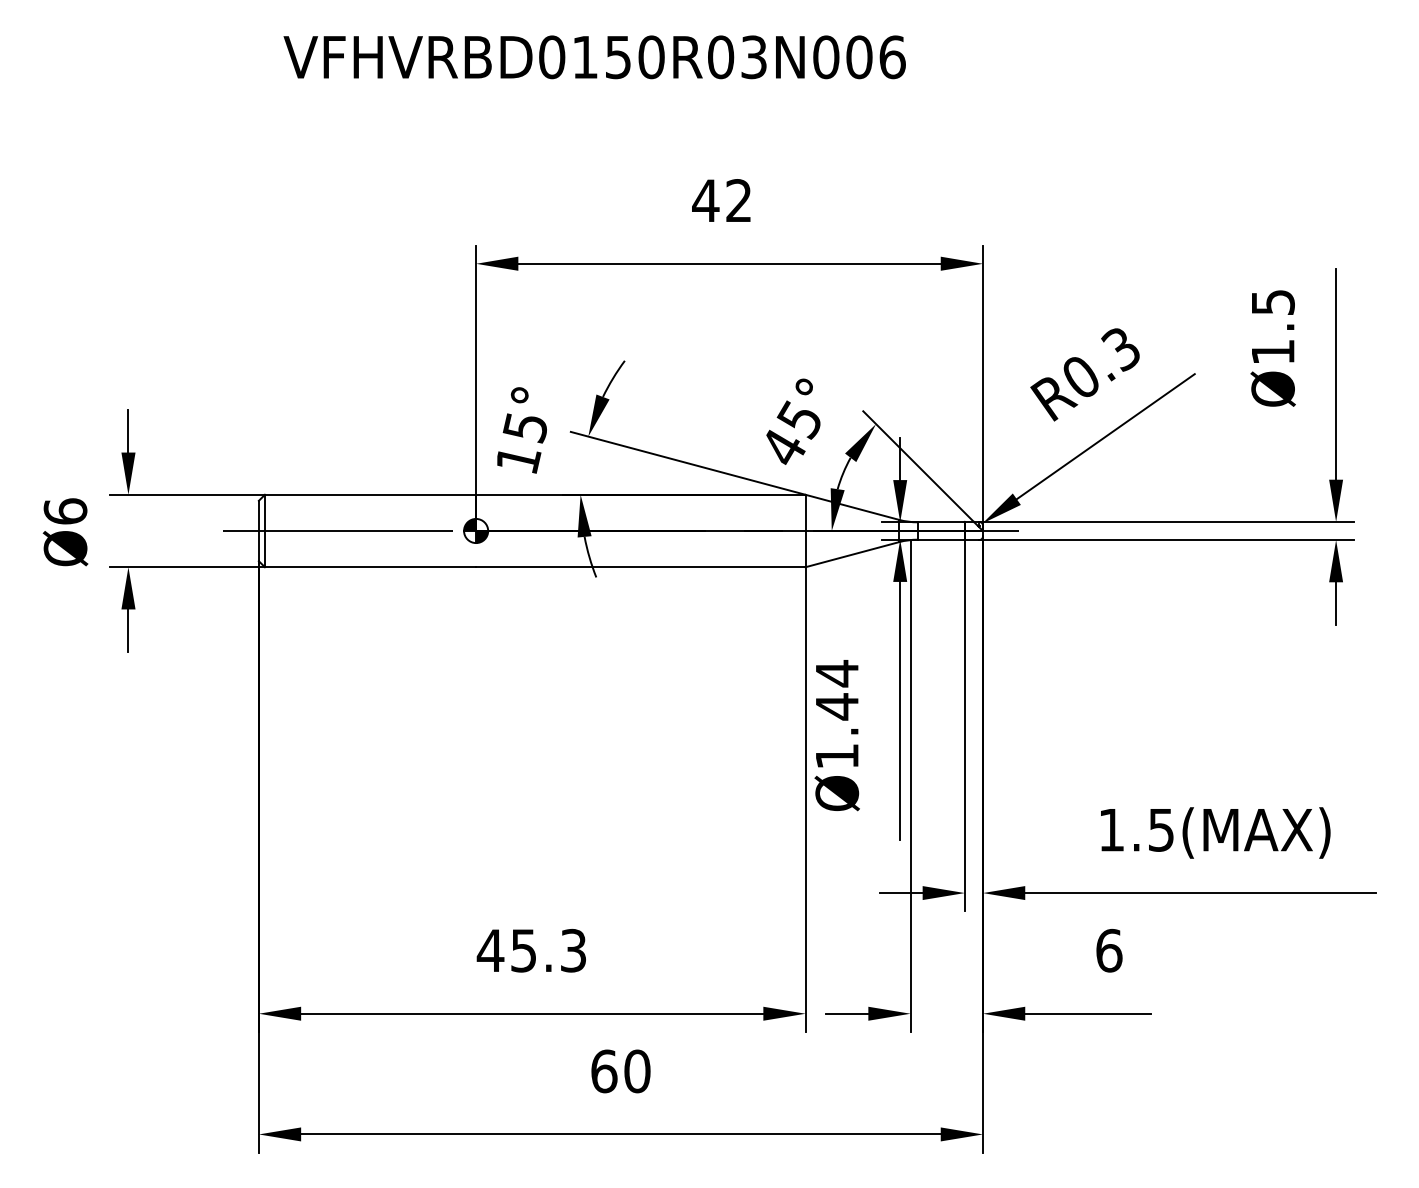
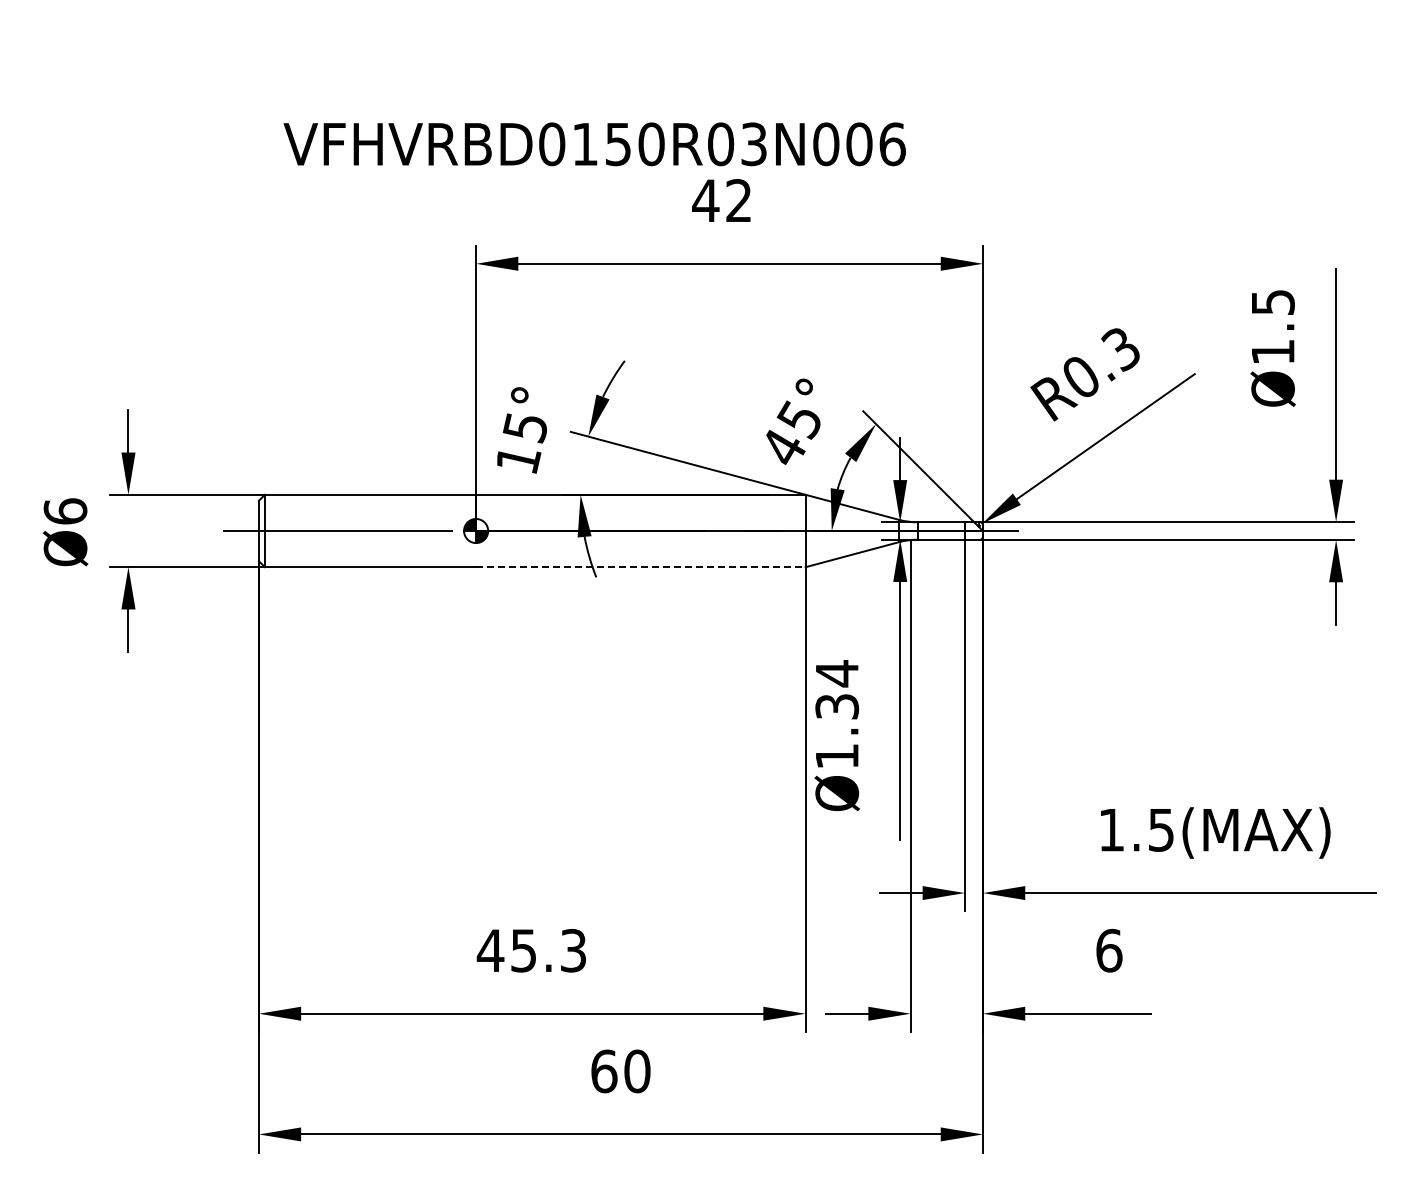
text position: (594, 57) -> (594, 144) (594, 144)
line: solid -> dashed (640, 567)
text: Ø1.44 -> Ø1.34 (837, 706)
